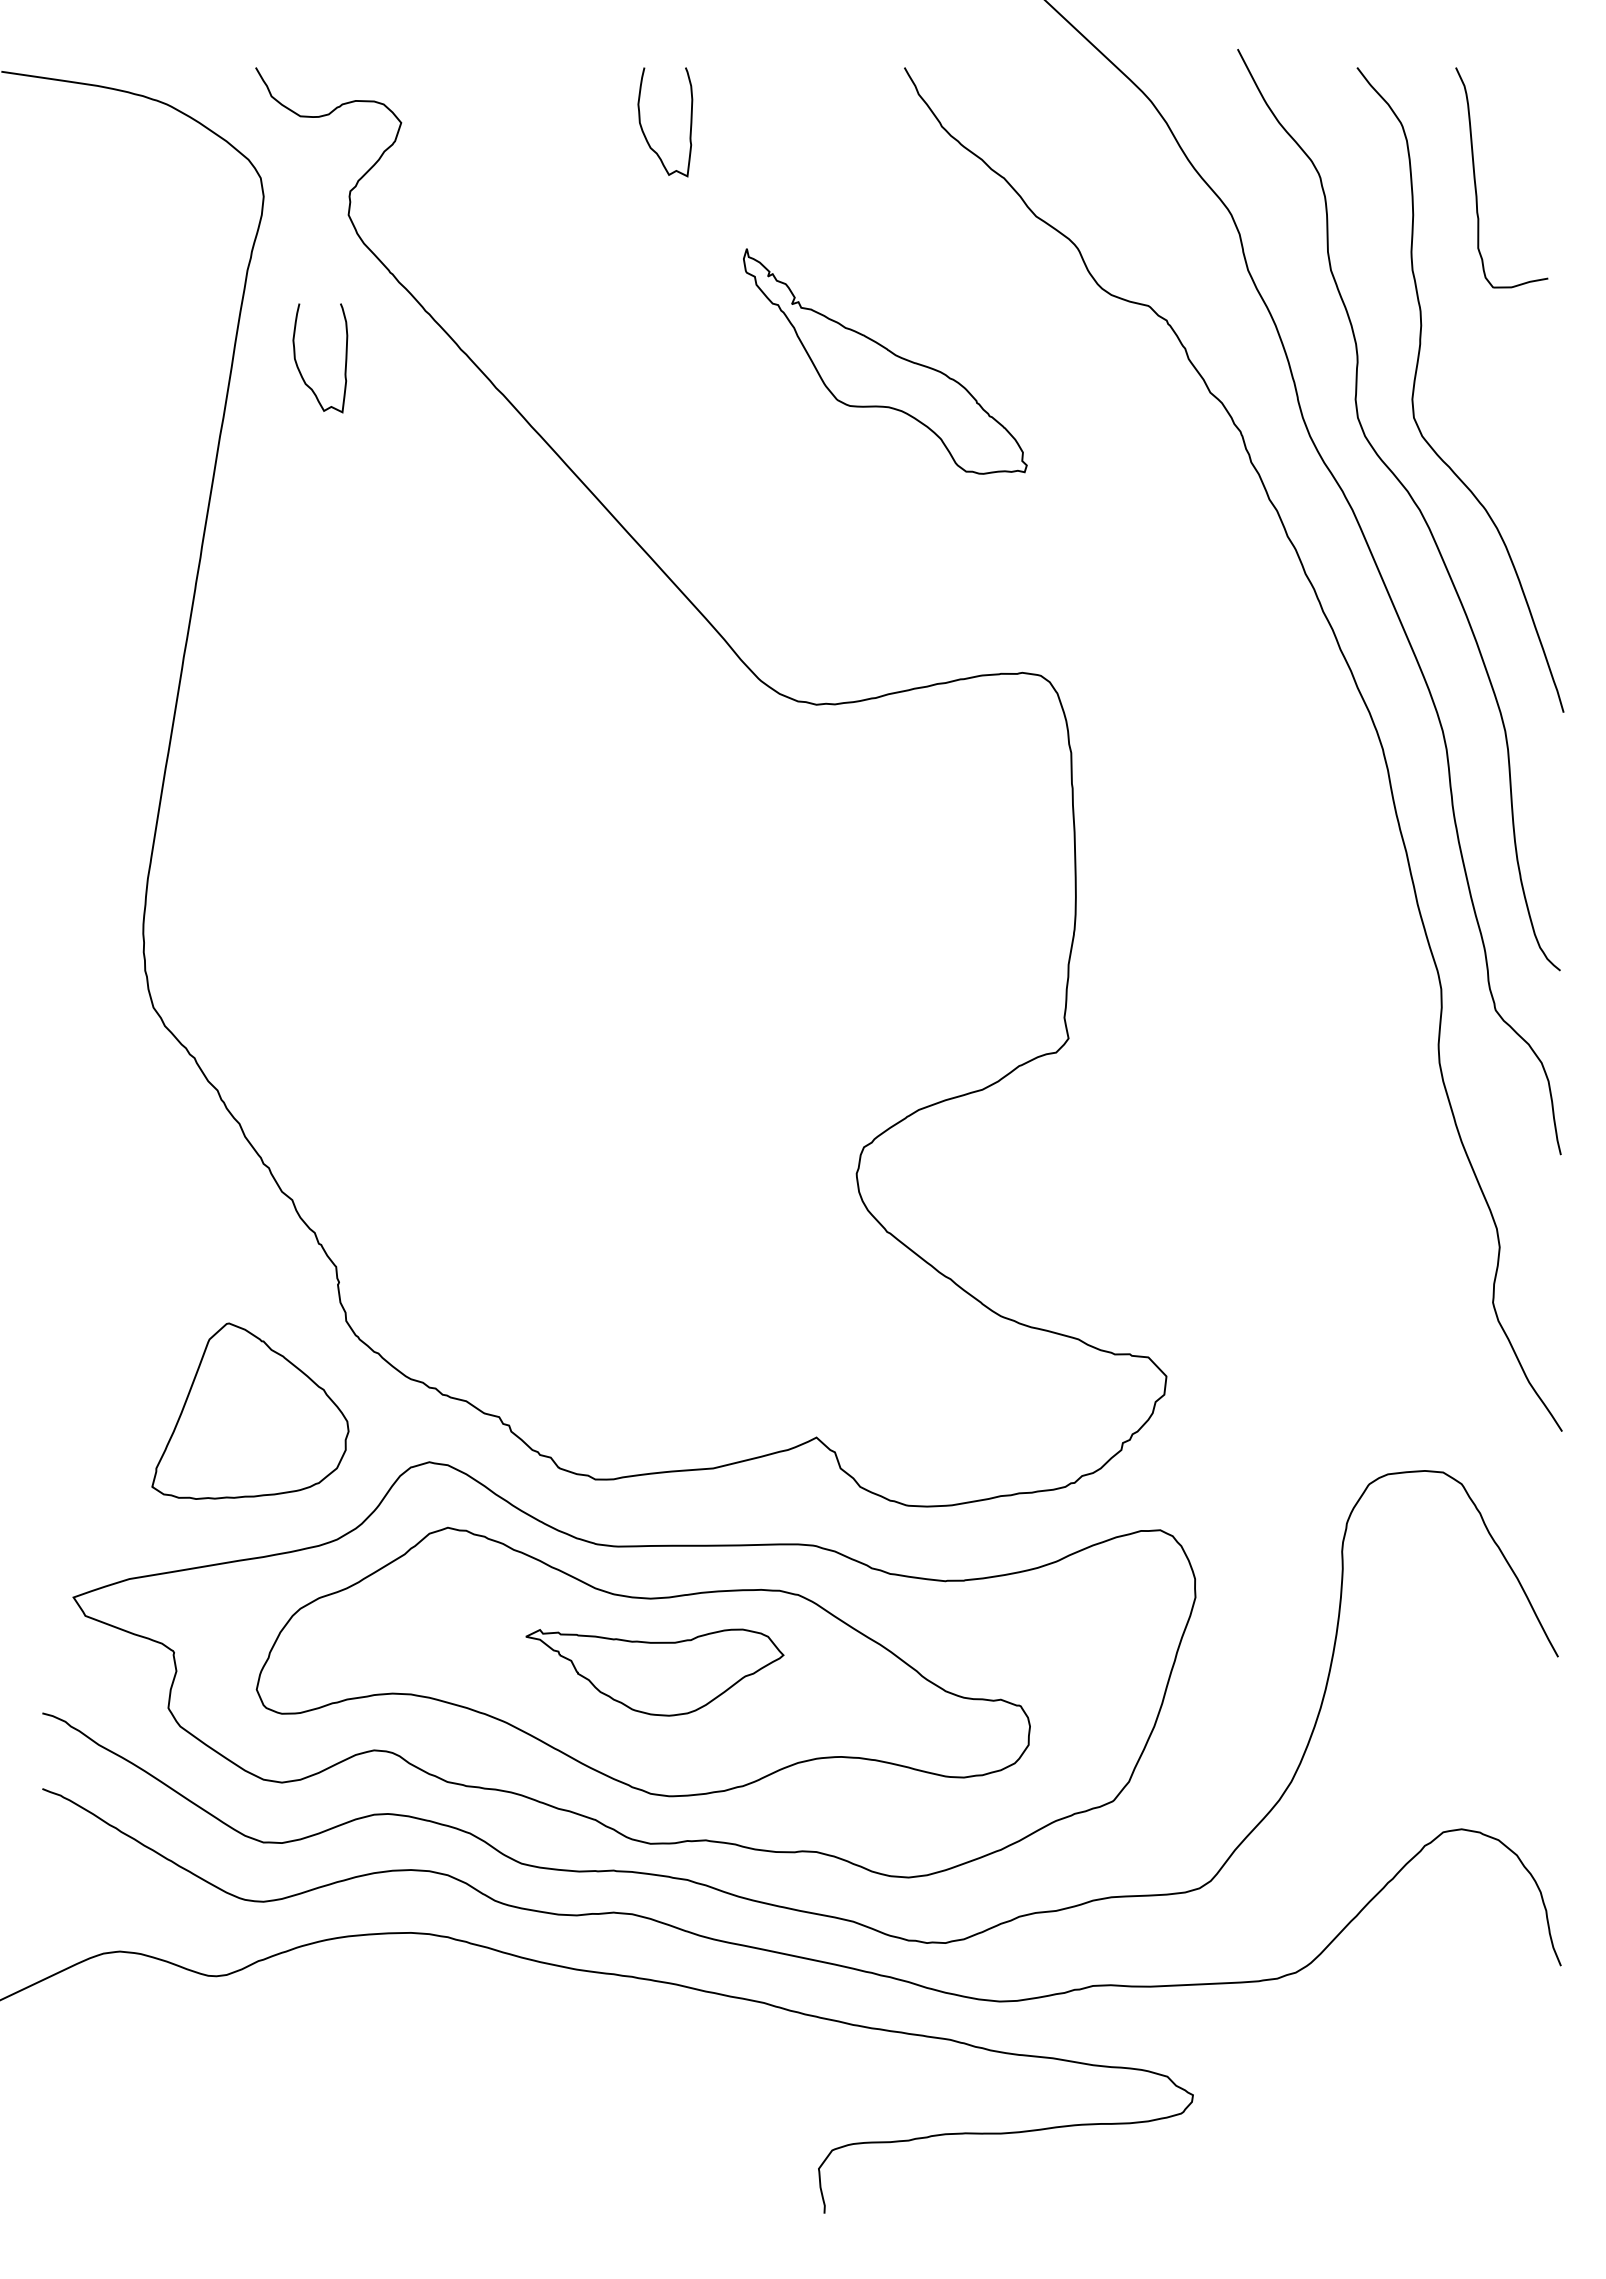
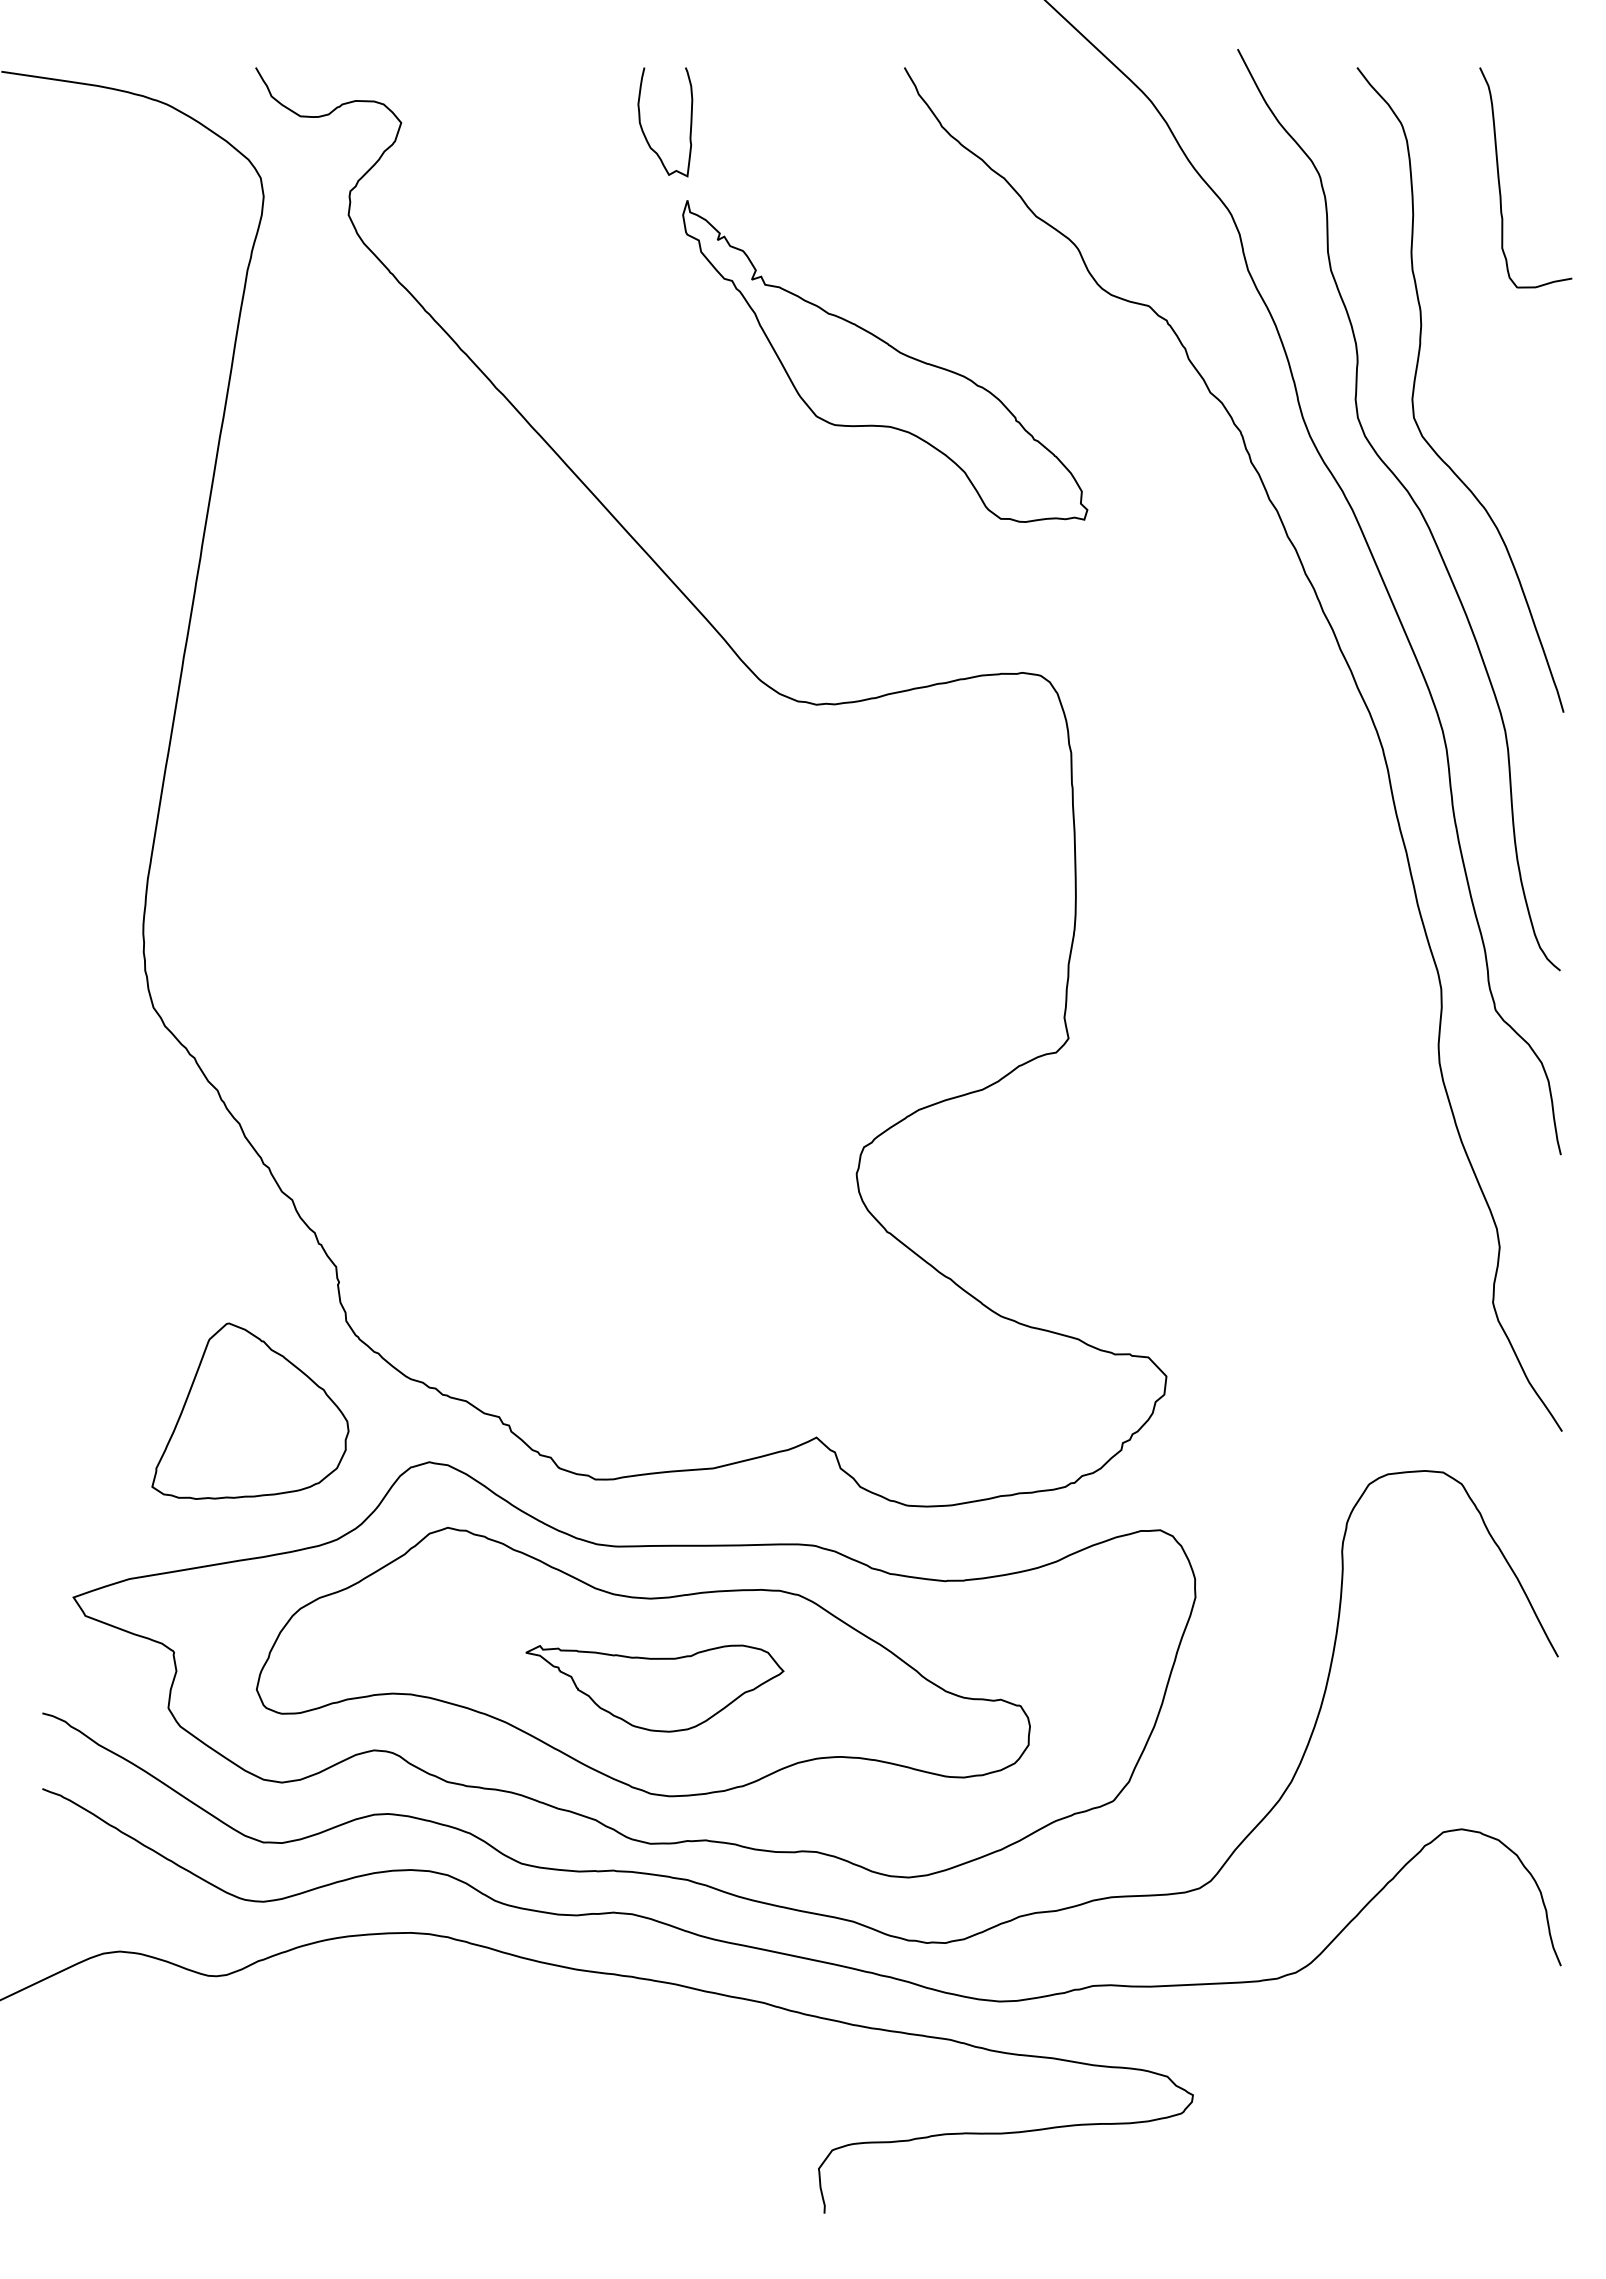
curve position: (1476, 184) -> (1500, 184) (1500, 184)
part size: 285x227 px -> 407x323 px (885, 361)
curve: present -> none (299, 368)
part position: (654, 1672) -> (654, 1688) (654, 1688)
